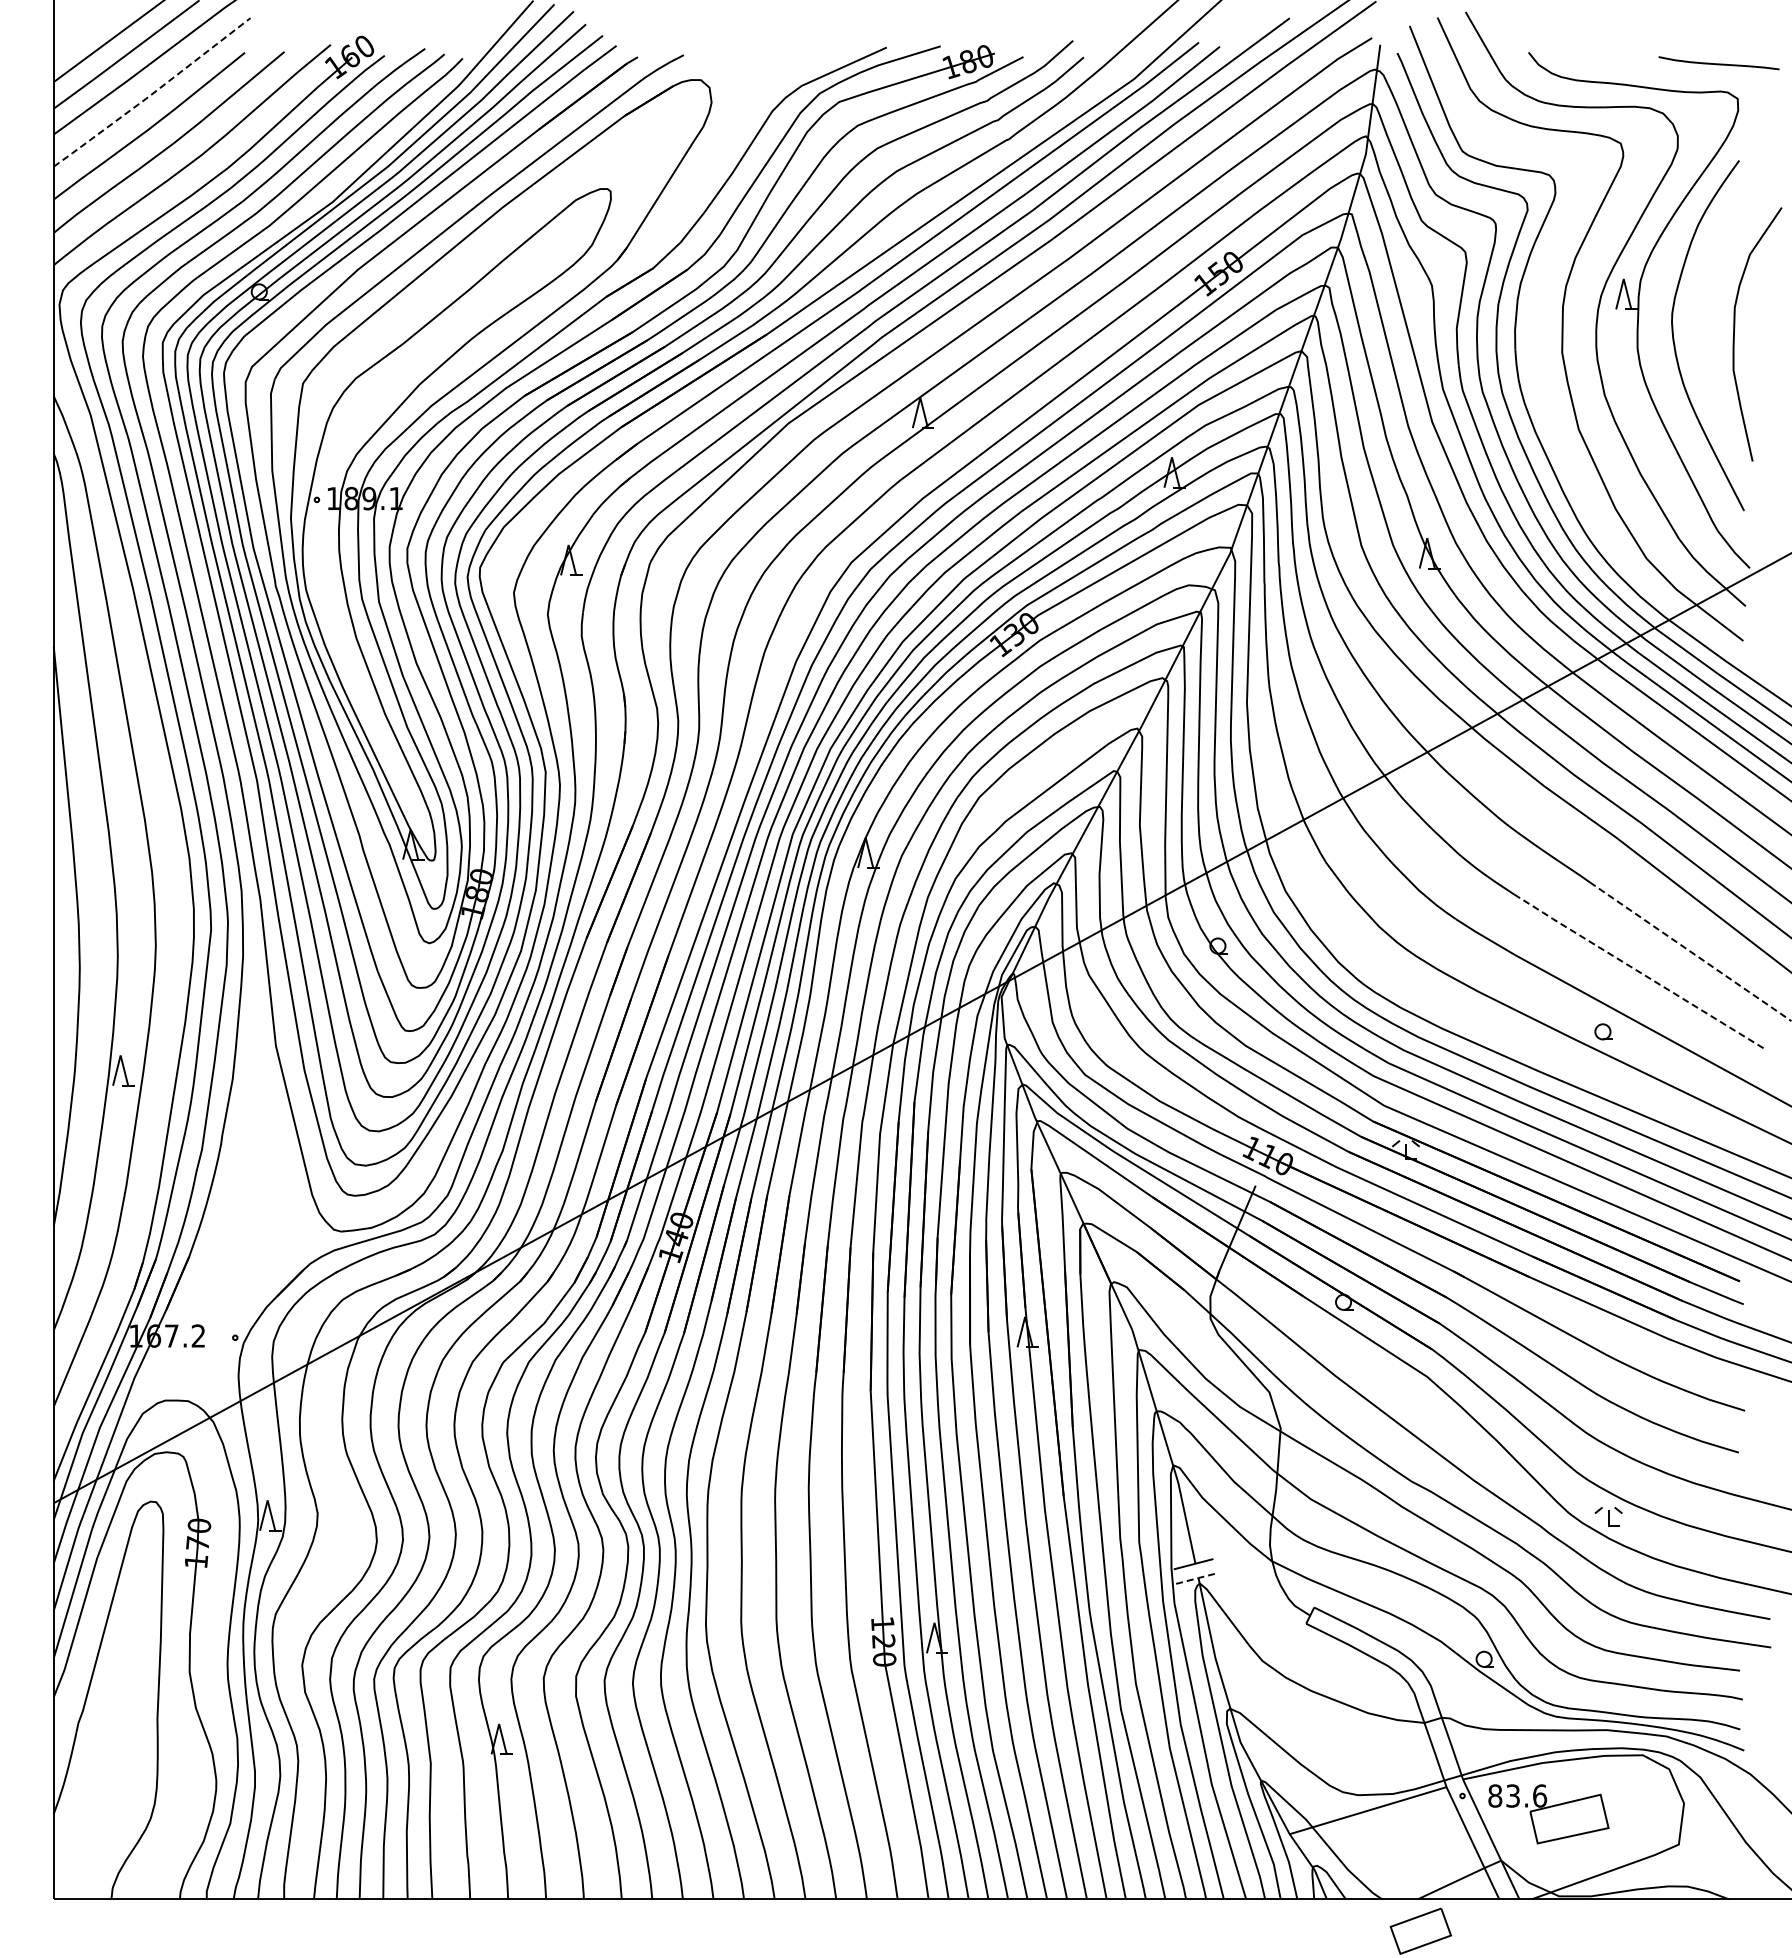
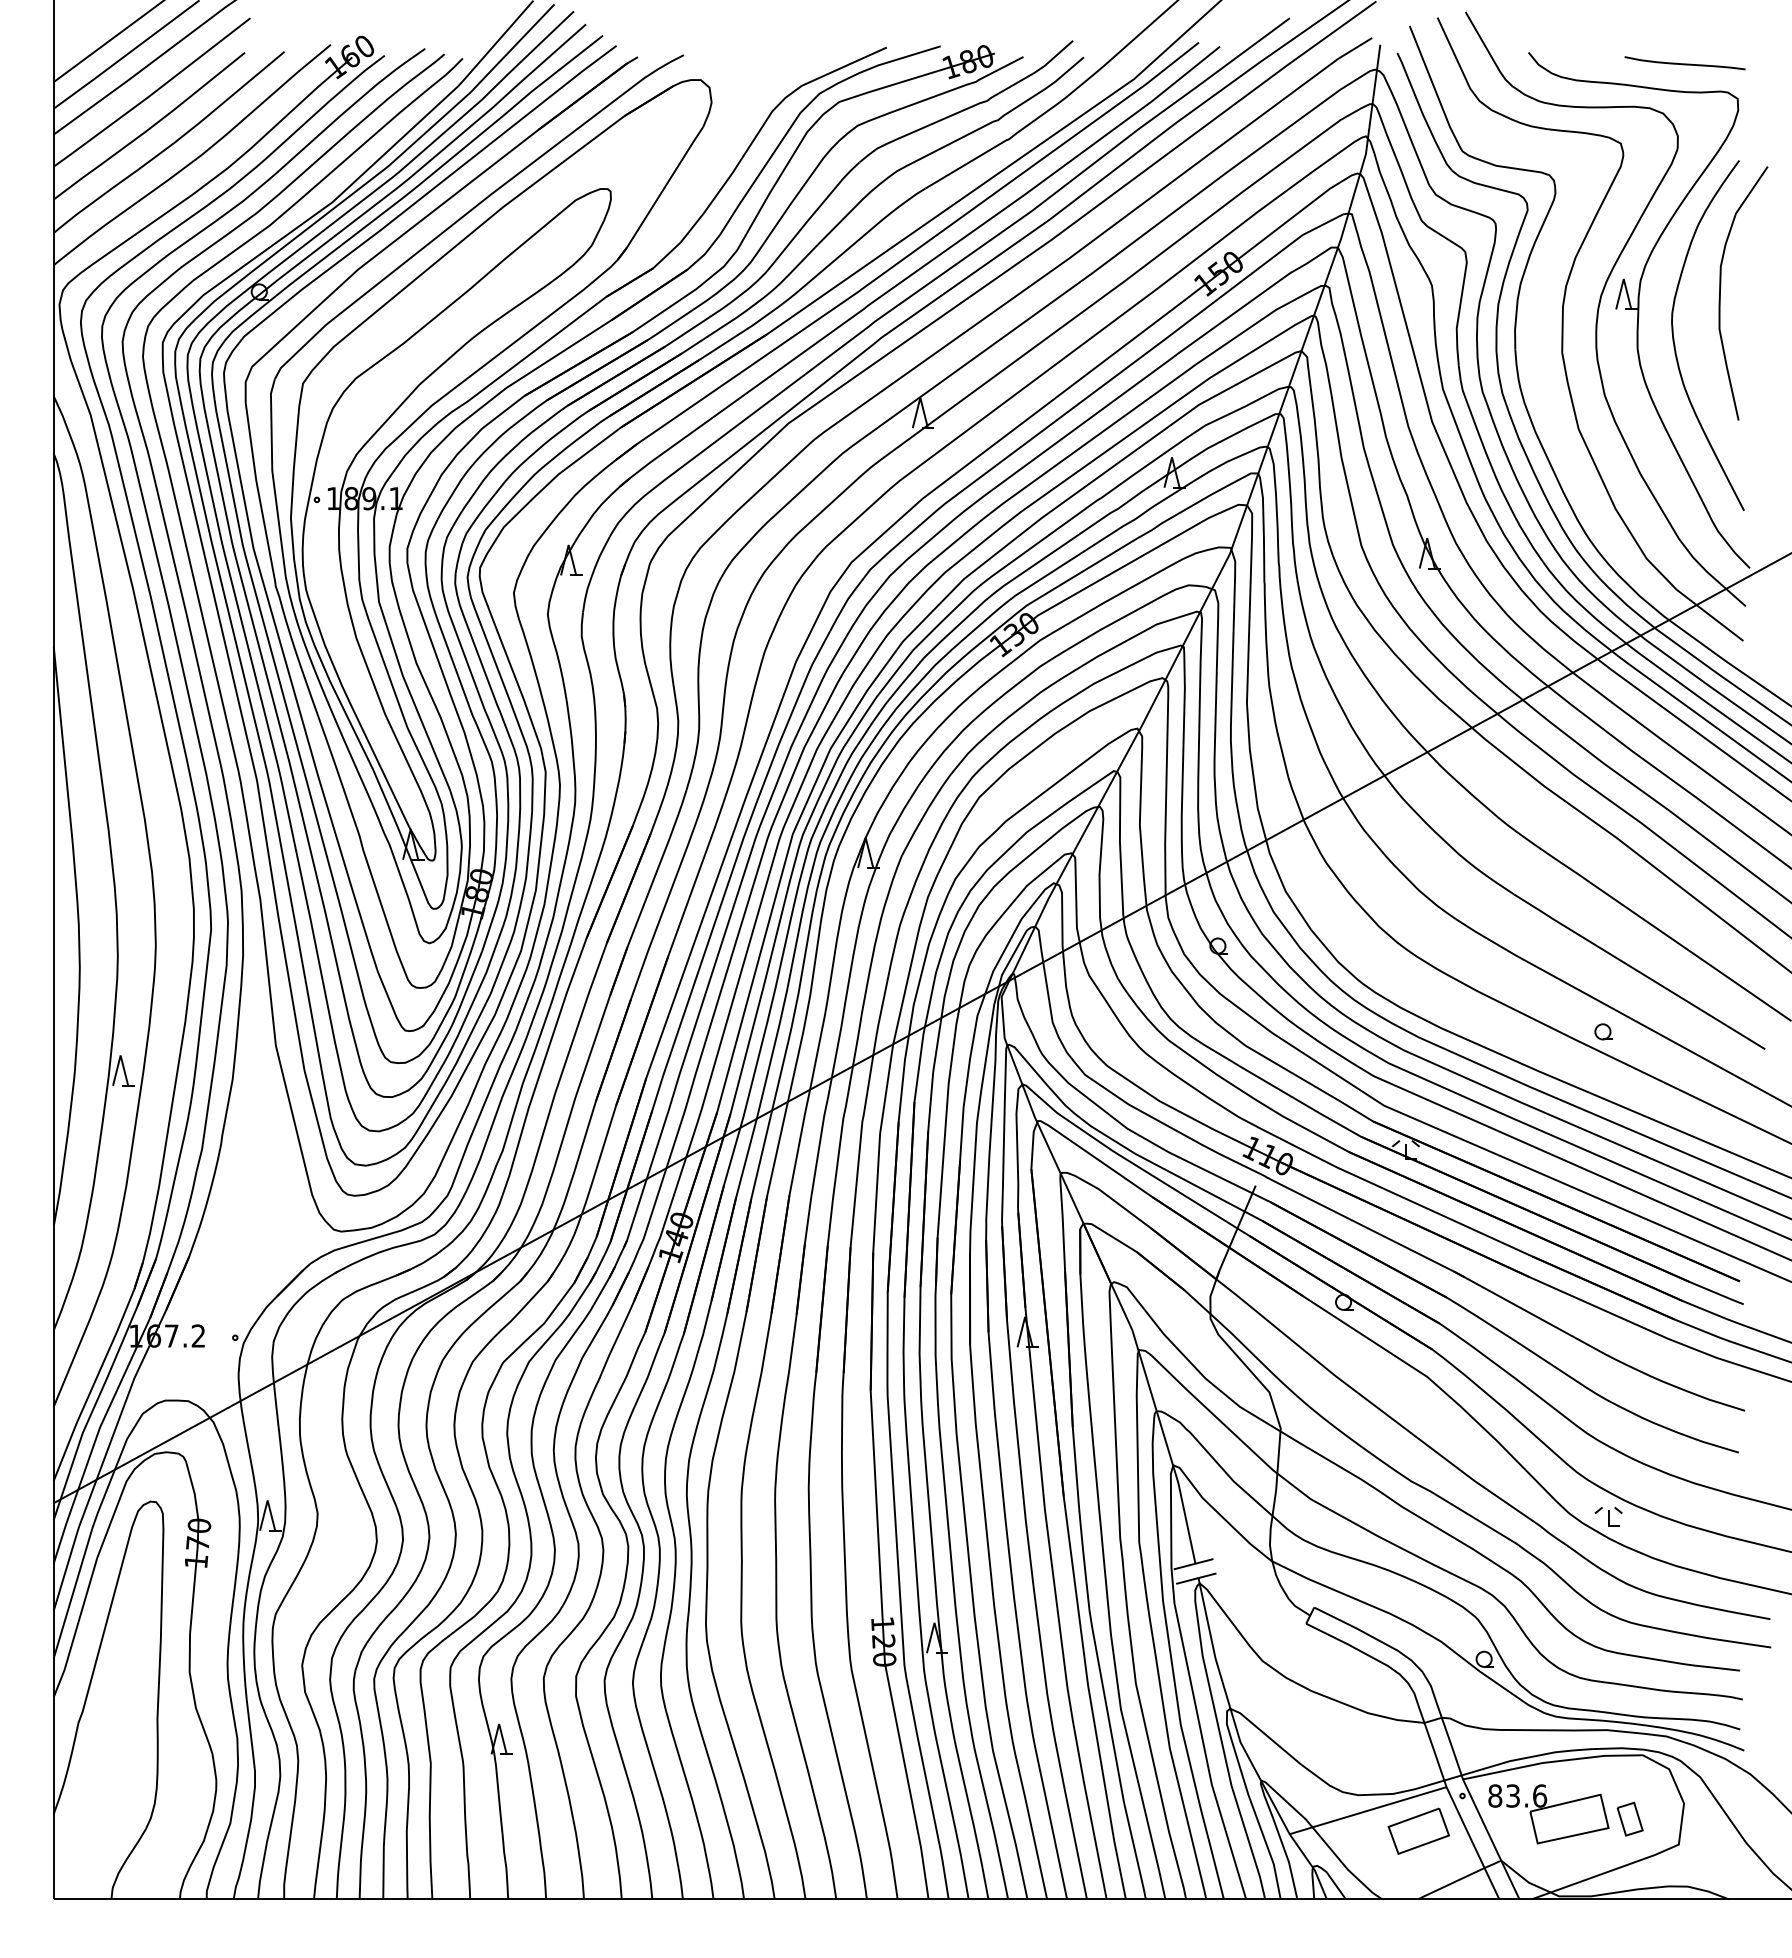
curve position: (1718, 63) -> (1684, 63) (1684, 63)
line: dashed -> solid (152, 94)
curve position: (1735, 328) -> (1721, 287) (1721, 287)
line: dashed -> solid (1691, 952)
line: dashed -> solid (1638, 971)
line: dashed -> solid (1196, 1578)
part: none -> present (1629, 1818)
part position: (1420, 1930) -> (1418, 1830) (1418, 1830)
